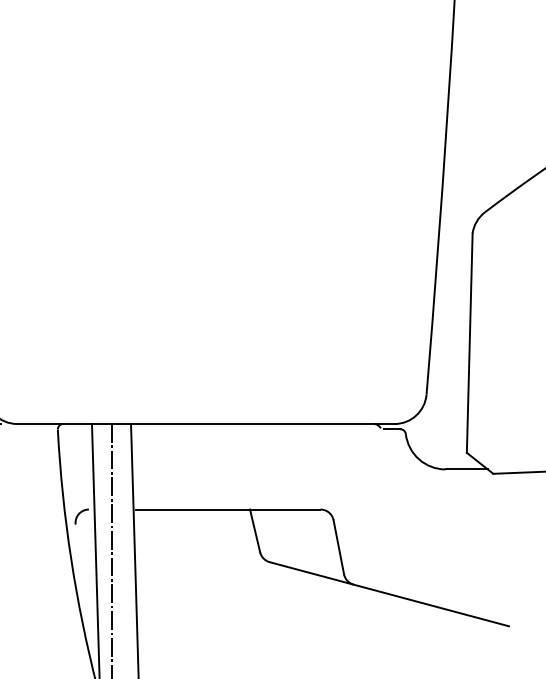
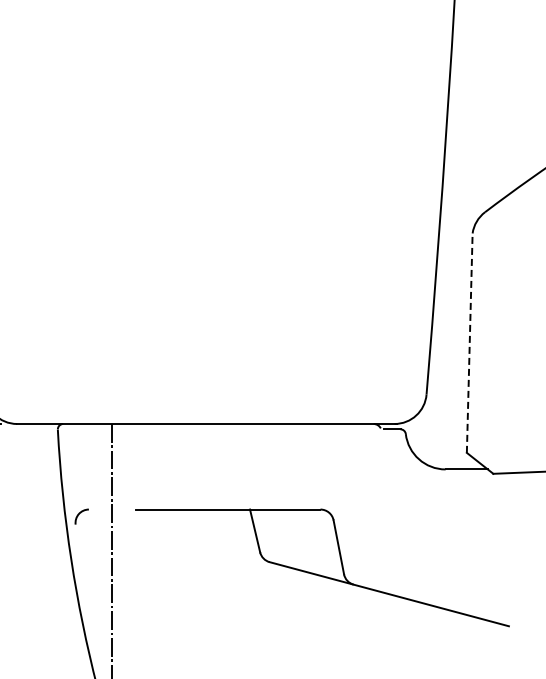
line: solid -> dashed (469, 343)
line: present -> none (95, 549)
line: present -> none (134, 549)
